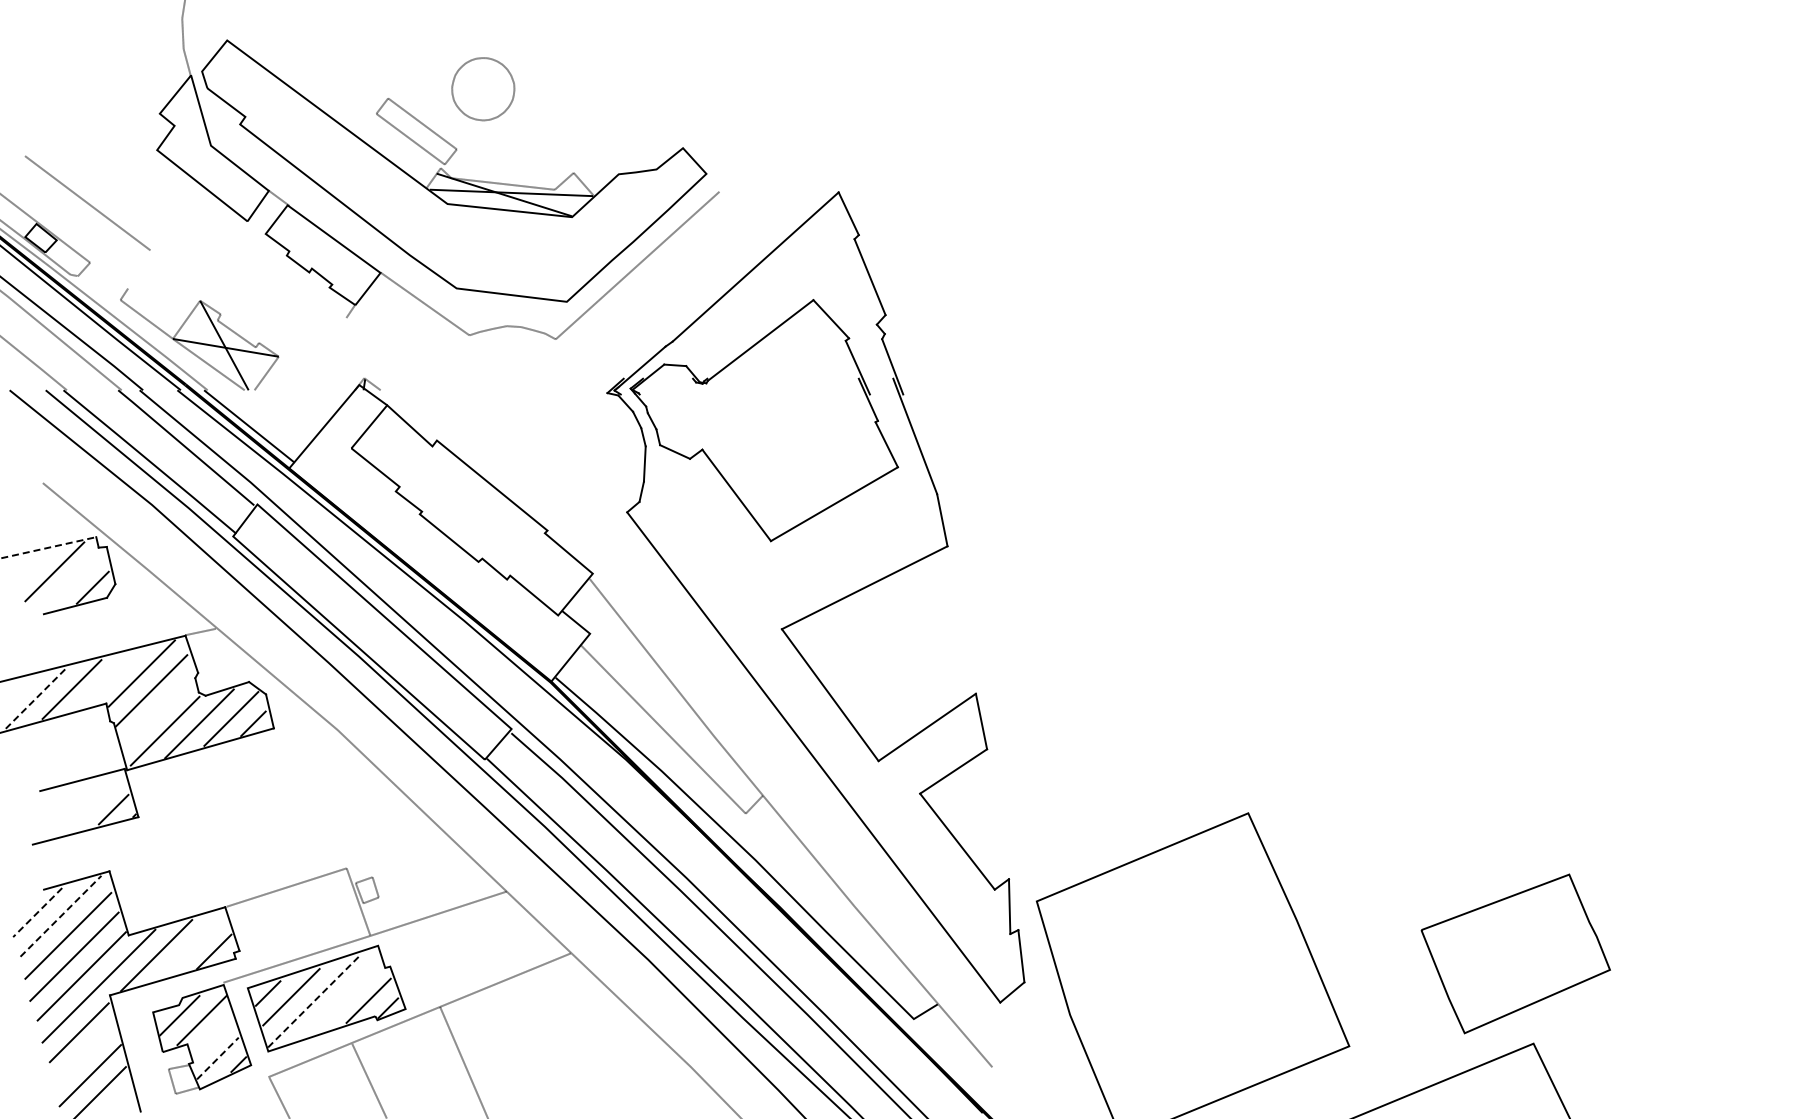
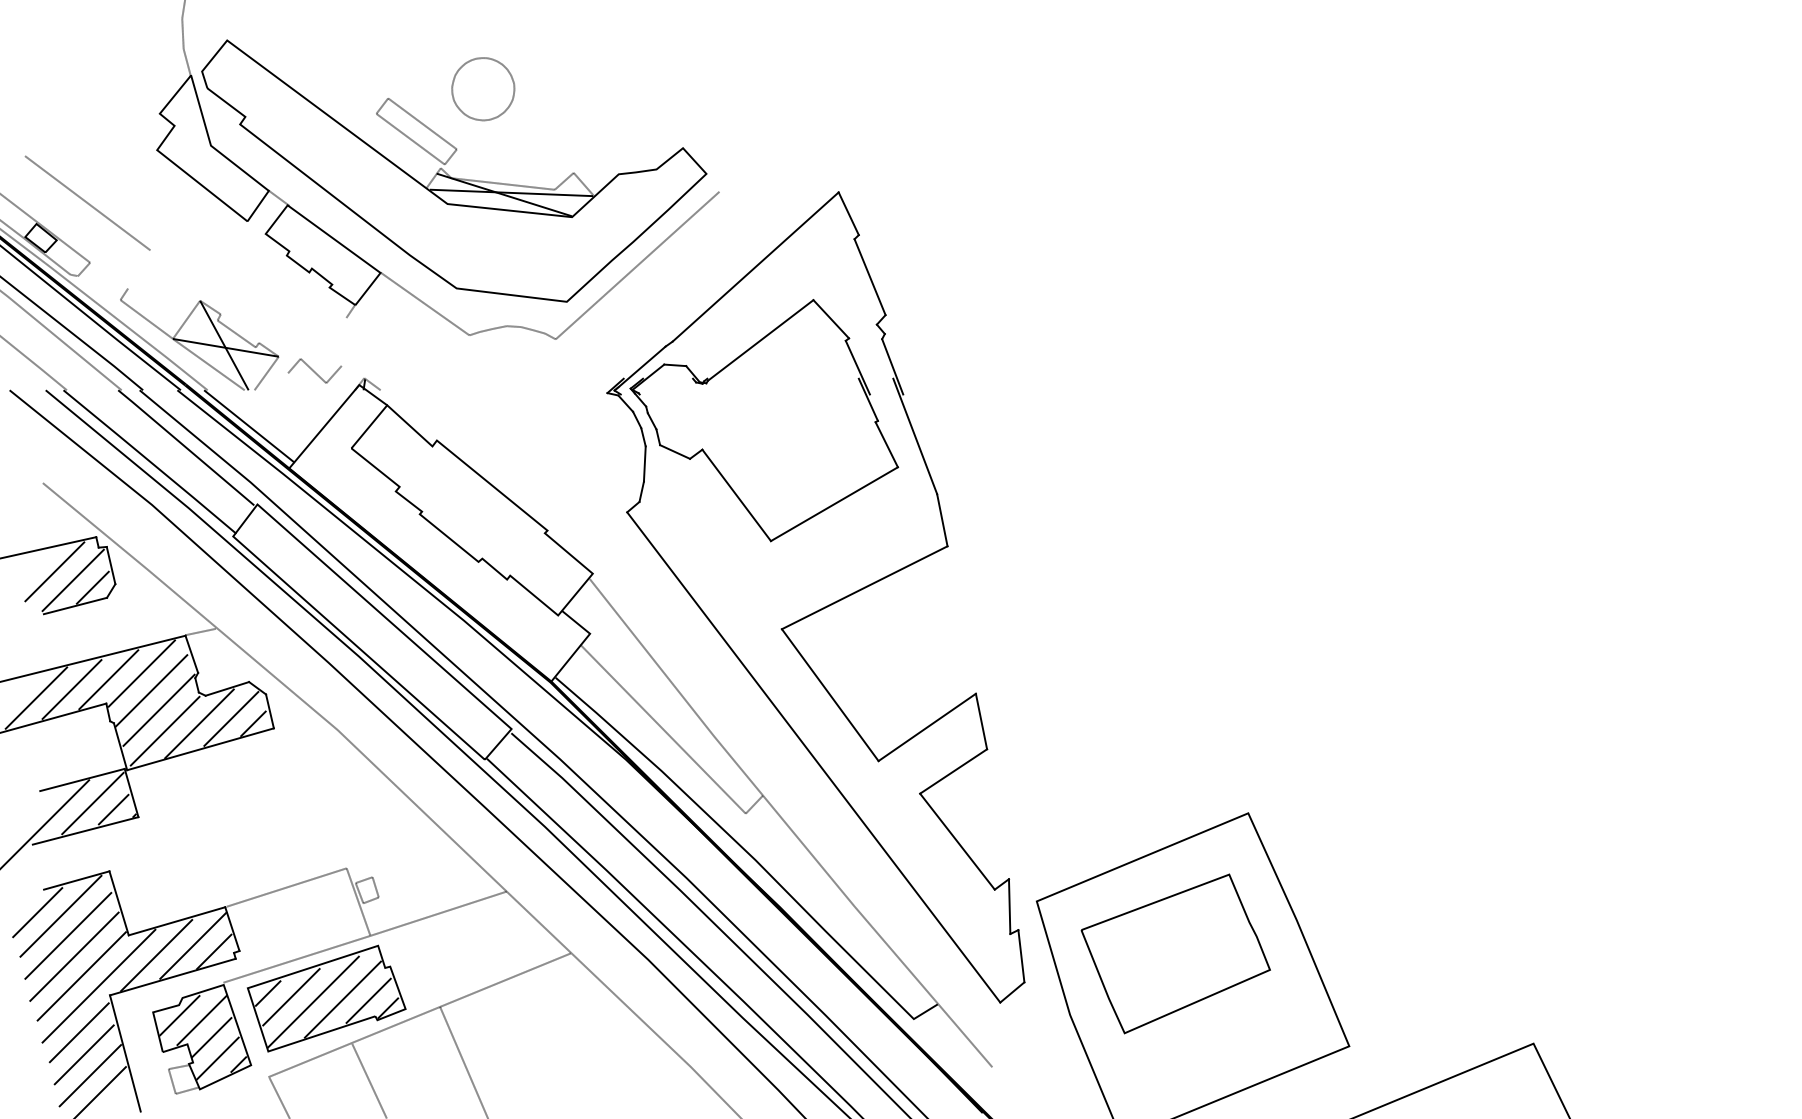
line: none -> present (314, 370)
line: dashed -> solid (48, 547)
line: none -> present (72, 580)
line: none -> present (108, 679)
line: dashed -> solid (36, 697)
line: none -> present (158, 709)
line: none -> present (92, 803)
line: none -> present (45, 823)
line: dashed -> solid (37, 912)
line: dashed -> solid (61, 915)
line: none -> present (193, 945)
part position: (1515, 953) -> (1175, 953) (1175, 953)
line: none -> present (342, 999)
line: dashed -> solid (313, 1001)
line: none -> present (211, 1037)
line: none -> present (83, 1054)
line: dashed -> solid (218, 1058)
